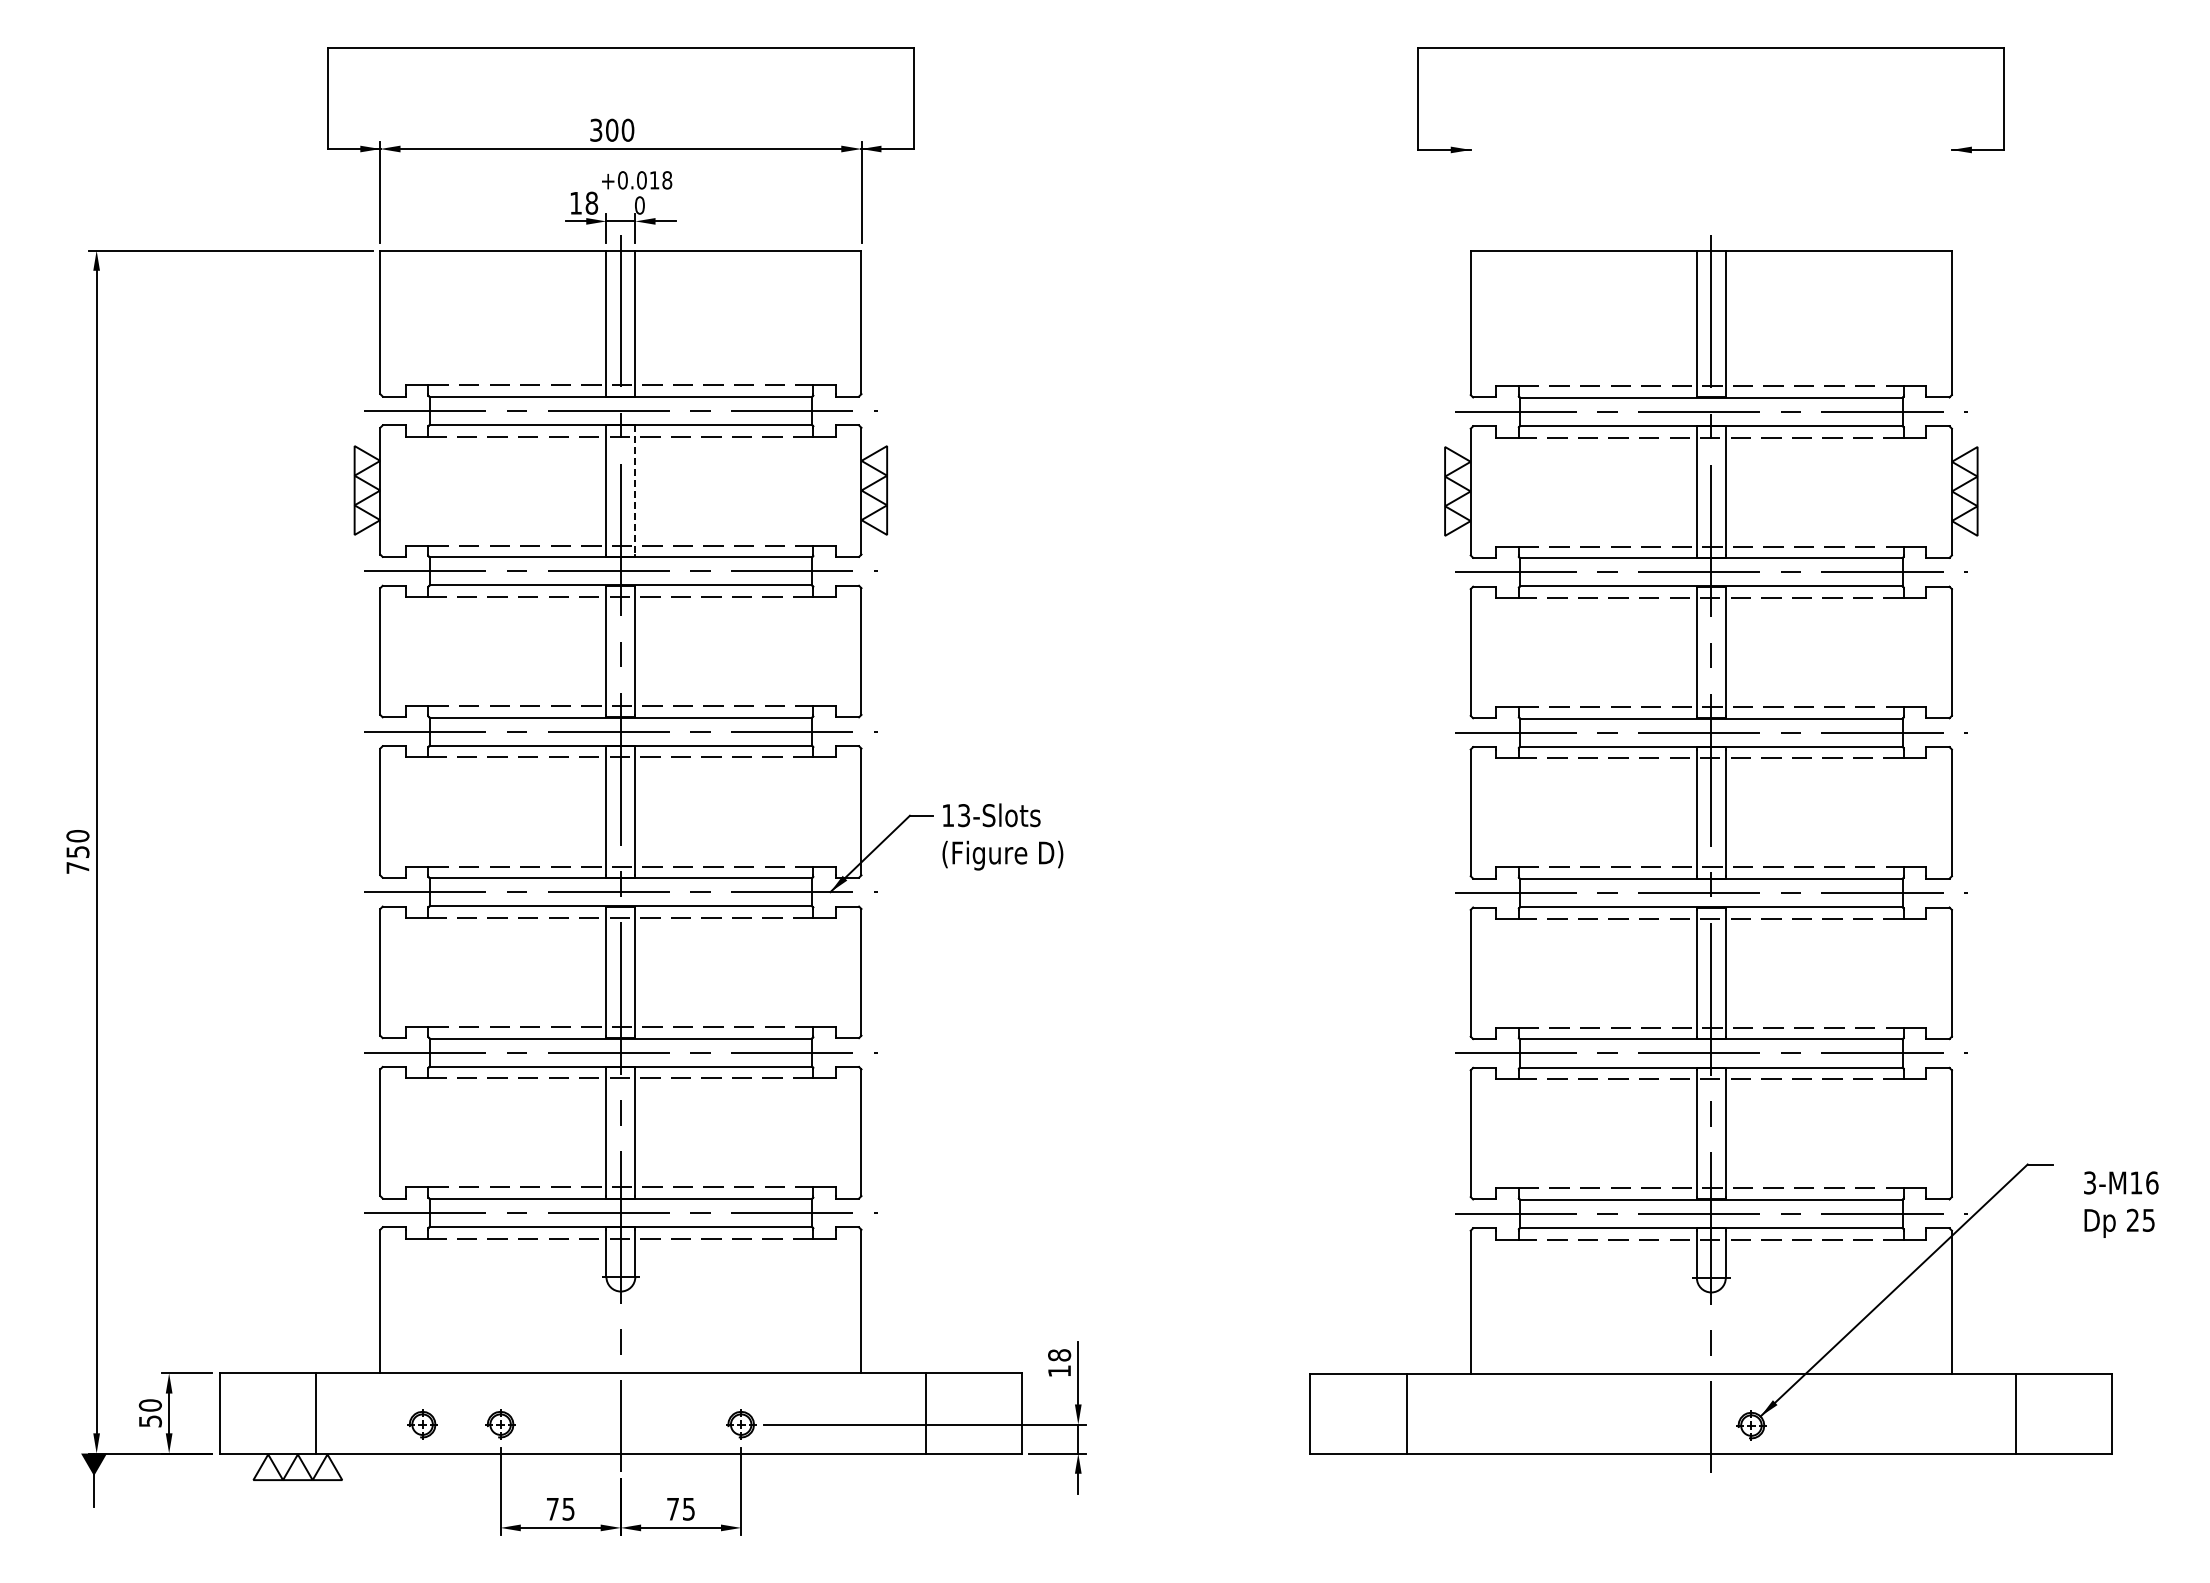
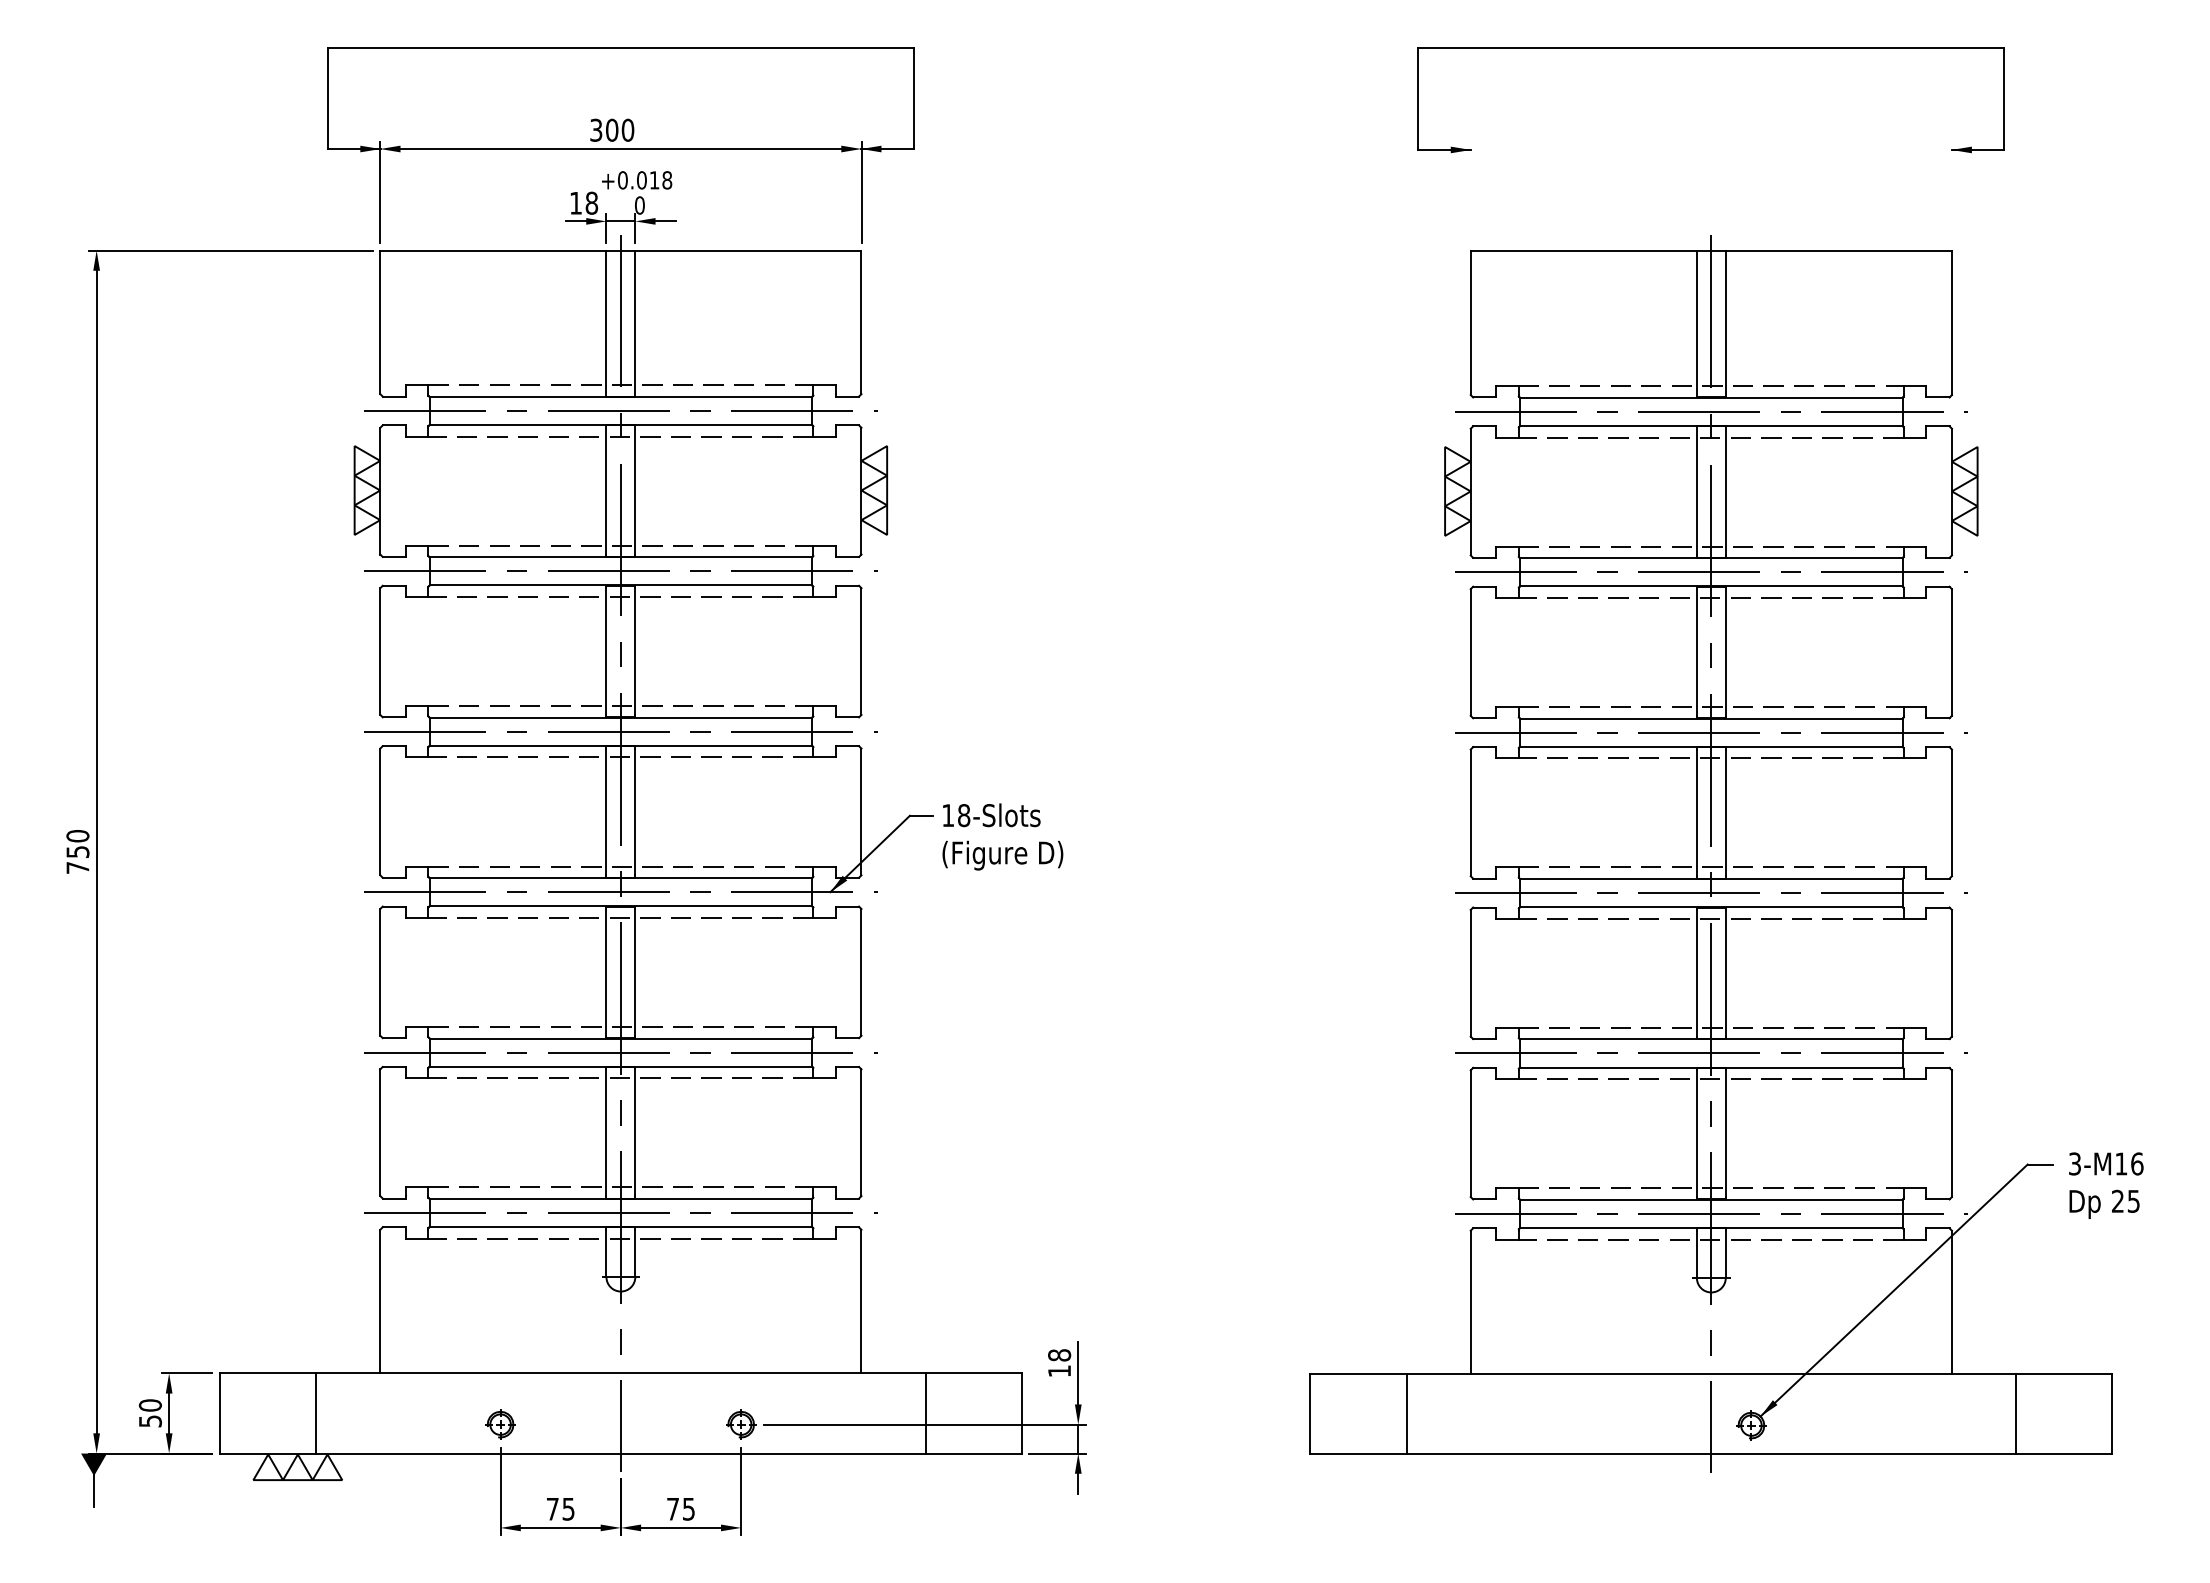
line: dashed -> solid (635, 489)
text: 13-Slots -> 18-Slots (964, 815)
text position: (2121, 1204) -> (2106, 1185) (2106, 1185)
part: present -> none (422, 1424)
